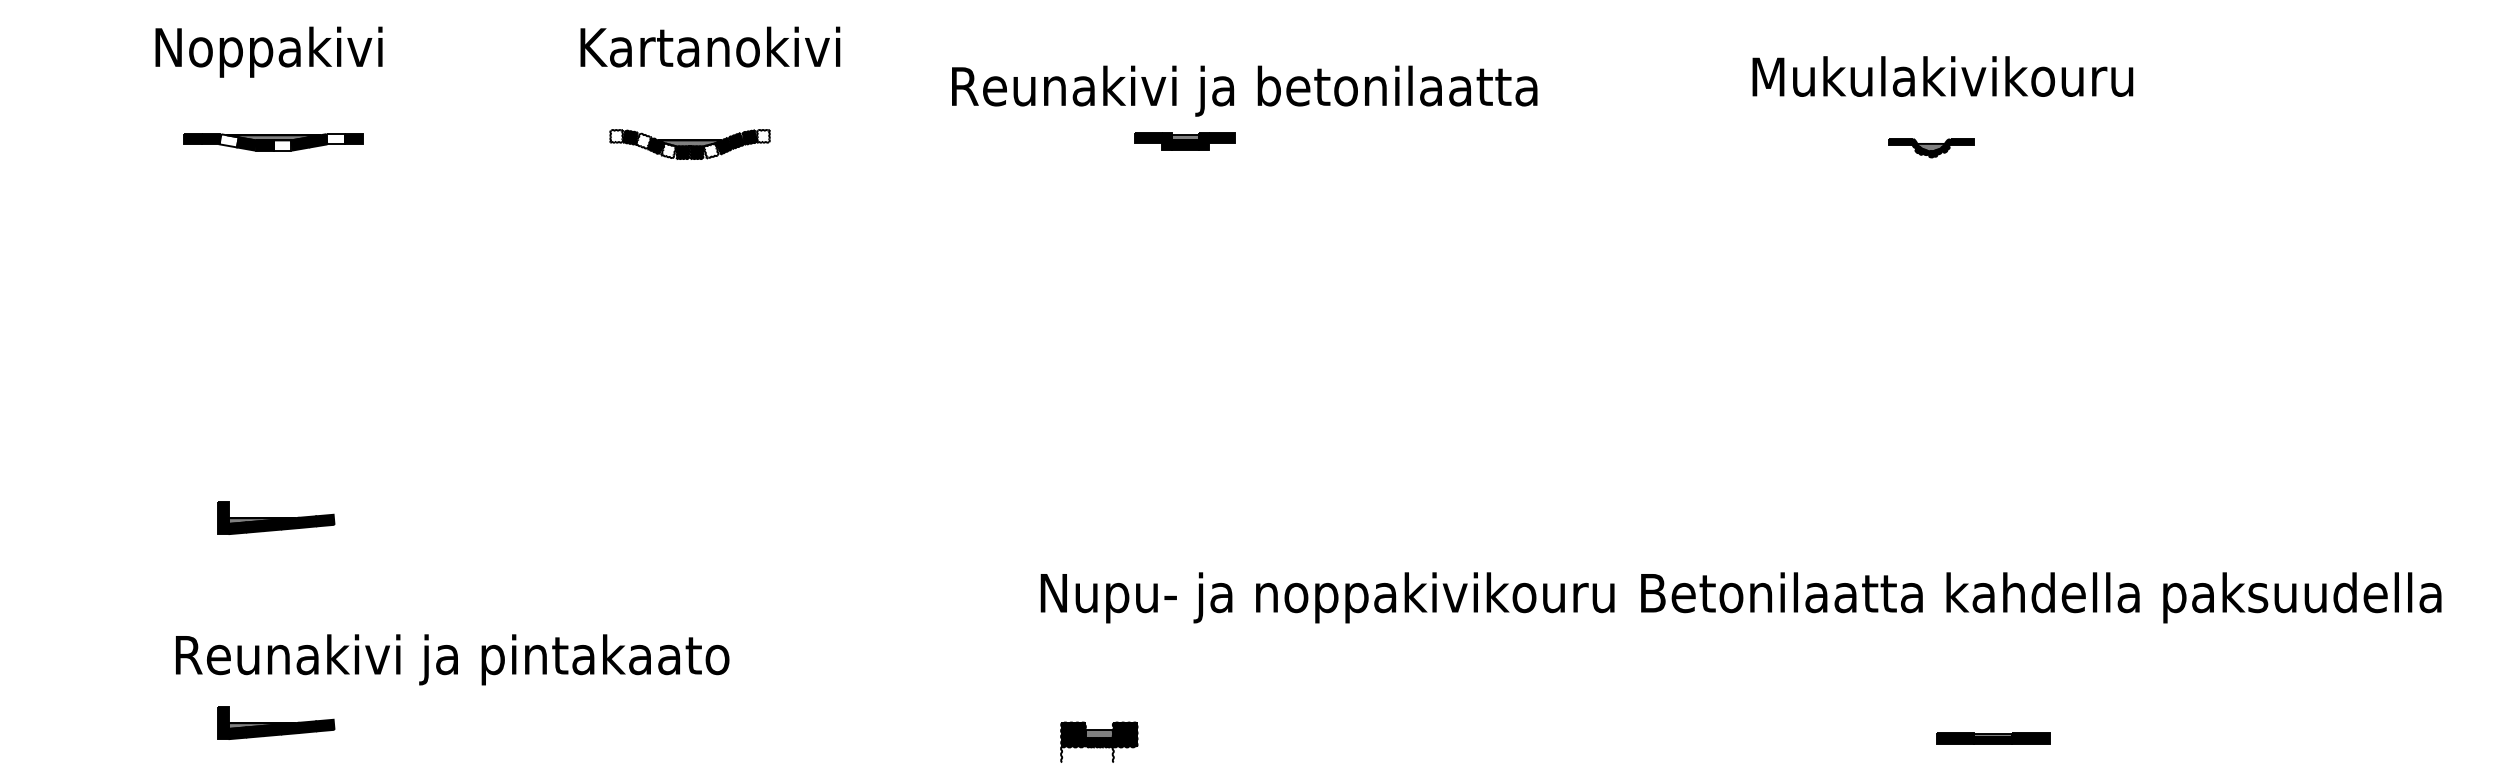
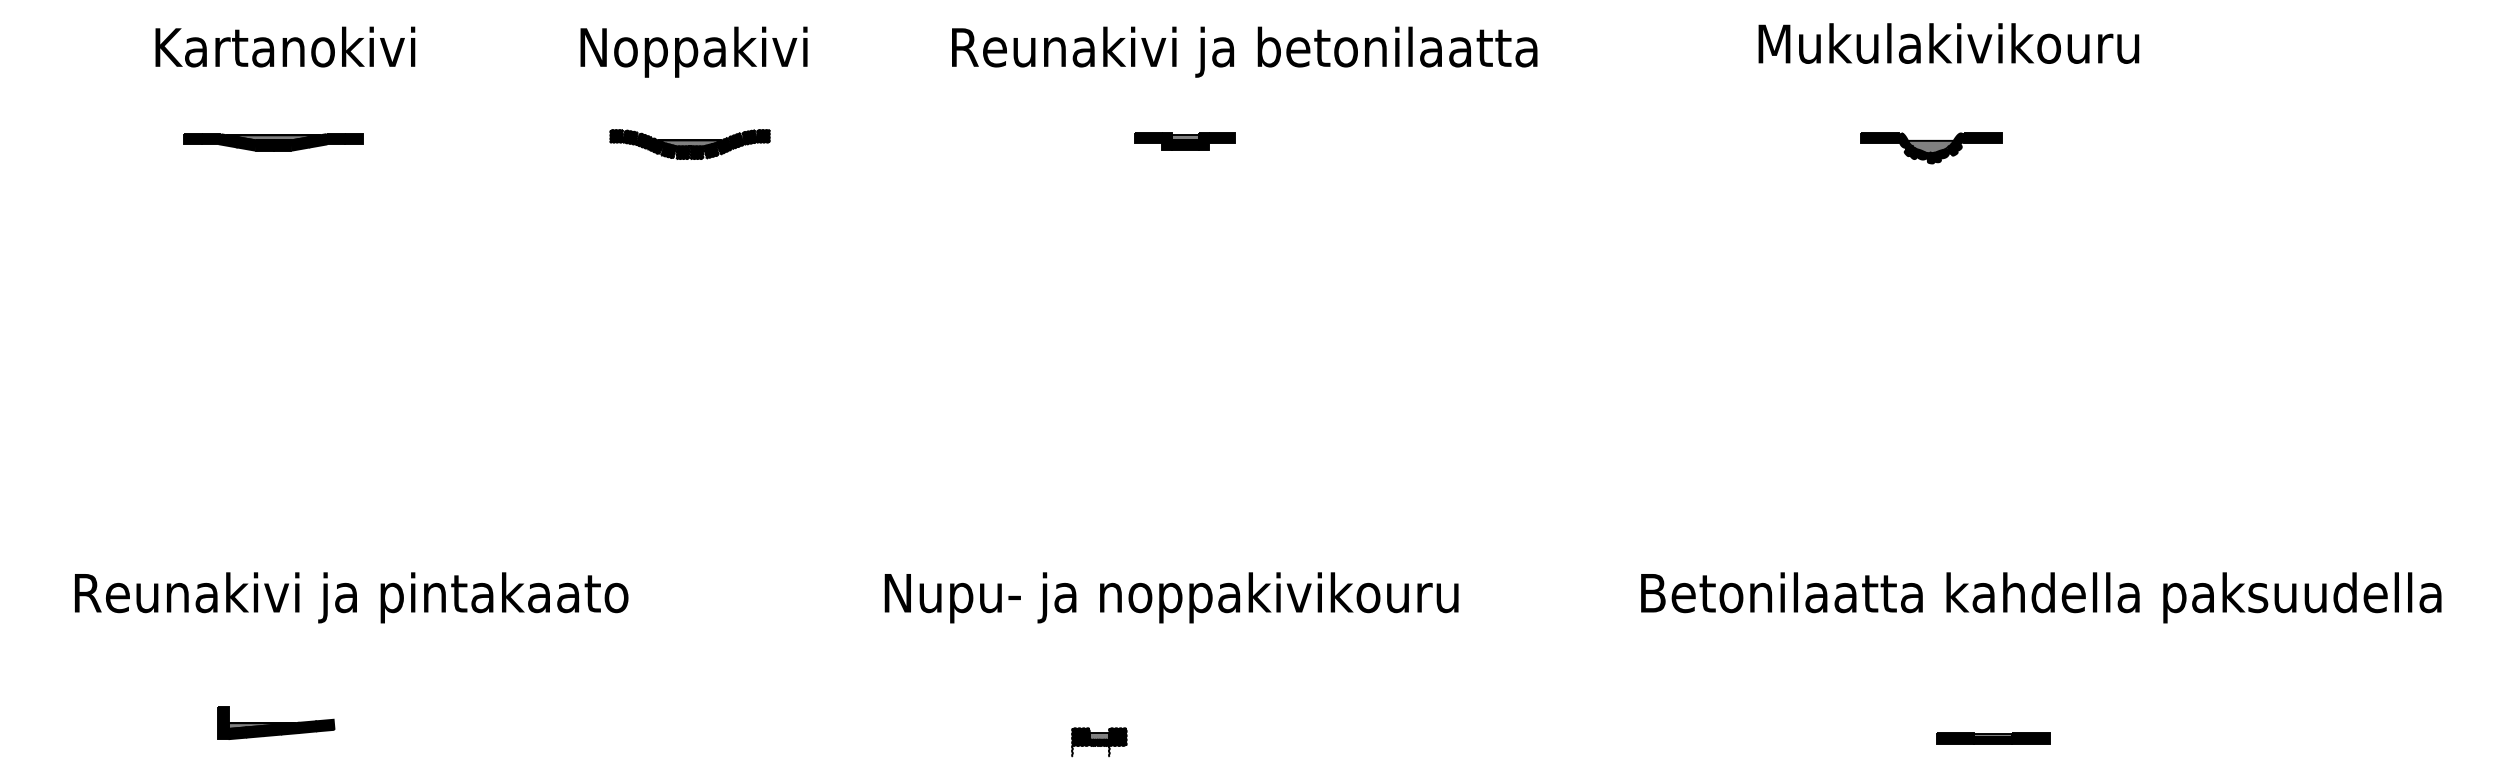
text: Noppakivi -> Kartanokivi (287, 51)
text: Kartanokivi -> Noppakivi (712, 51)
text position: (1942, 76) -> (1948, 43) (1948, 43)
text position: (1244, 90) -> (1244, 51) (1244, 51)
fill: none -> present (616, 135)
fill: none -> present (763, 135)
fill: none -> present (335, 139)
fill: none -> present (228, 140)
fill: none -> present (643, 140)
fill: none -> present (282, 145)
part size: 87x21 px -> 143x33 px (1931, 148)
fill: none -> present (668, 150)
fill: none -> present (711, 150)
part: present -> none (276, 517)
text position: (1327, 597) -> (1171, 597) (1171, 597)
text position: (452, 659) -> (351, 597) (351, 597)
part size: 79x42 px -> 57x31 px (1099, 742)
